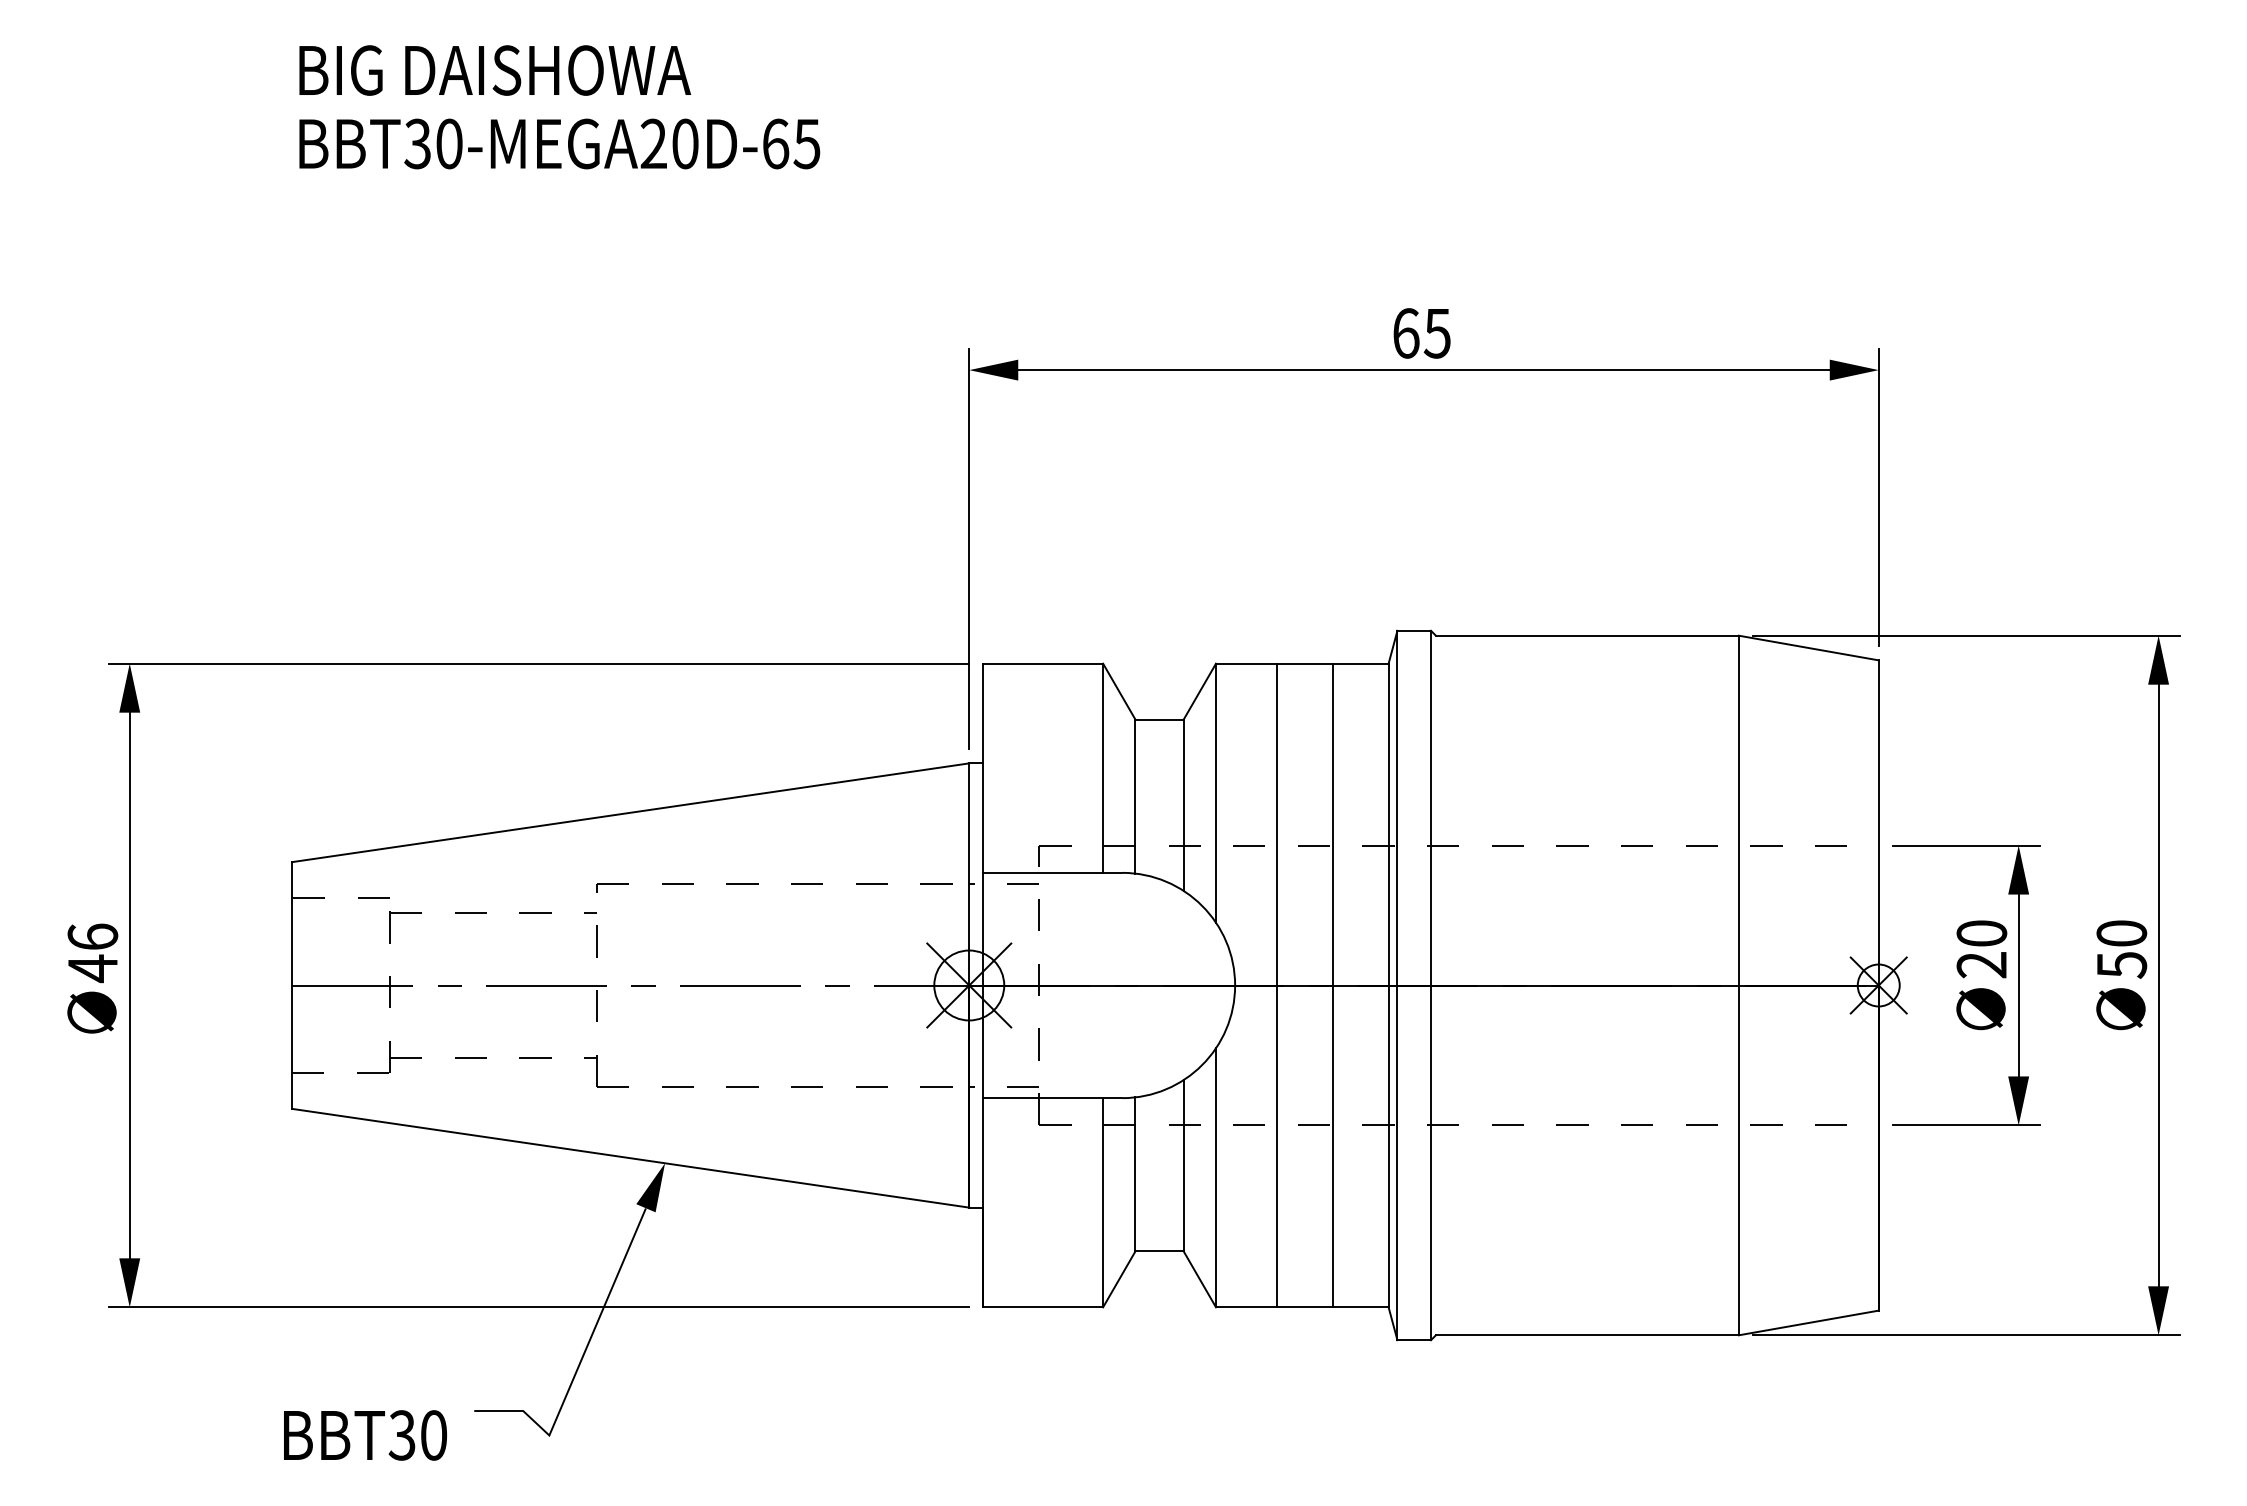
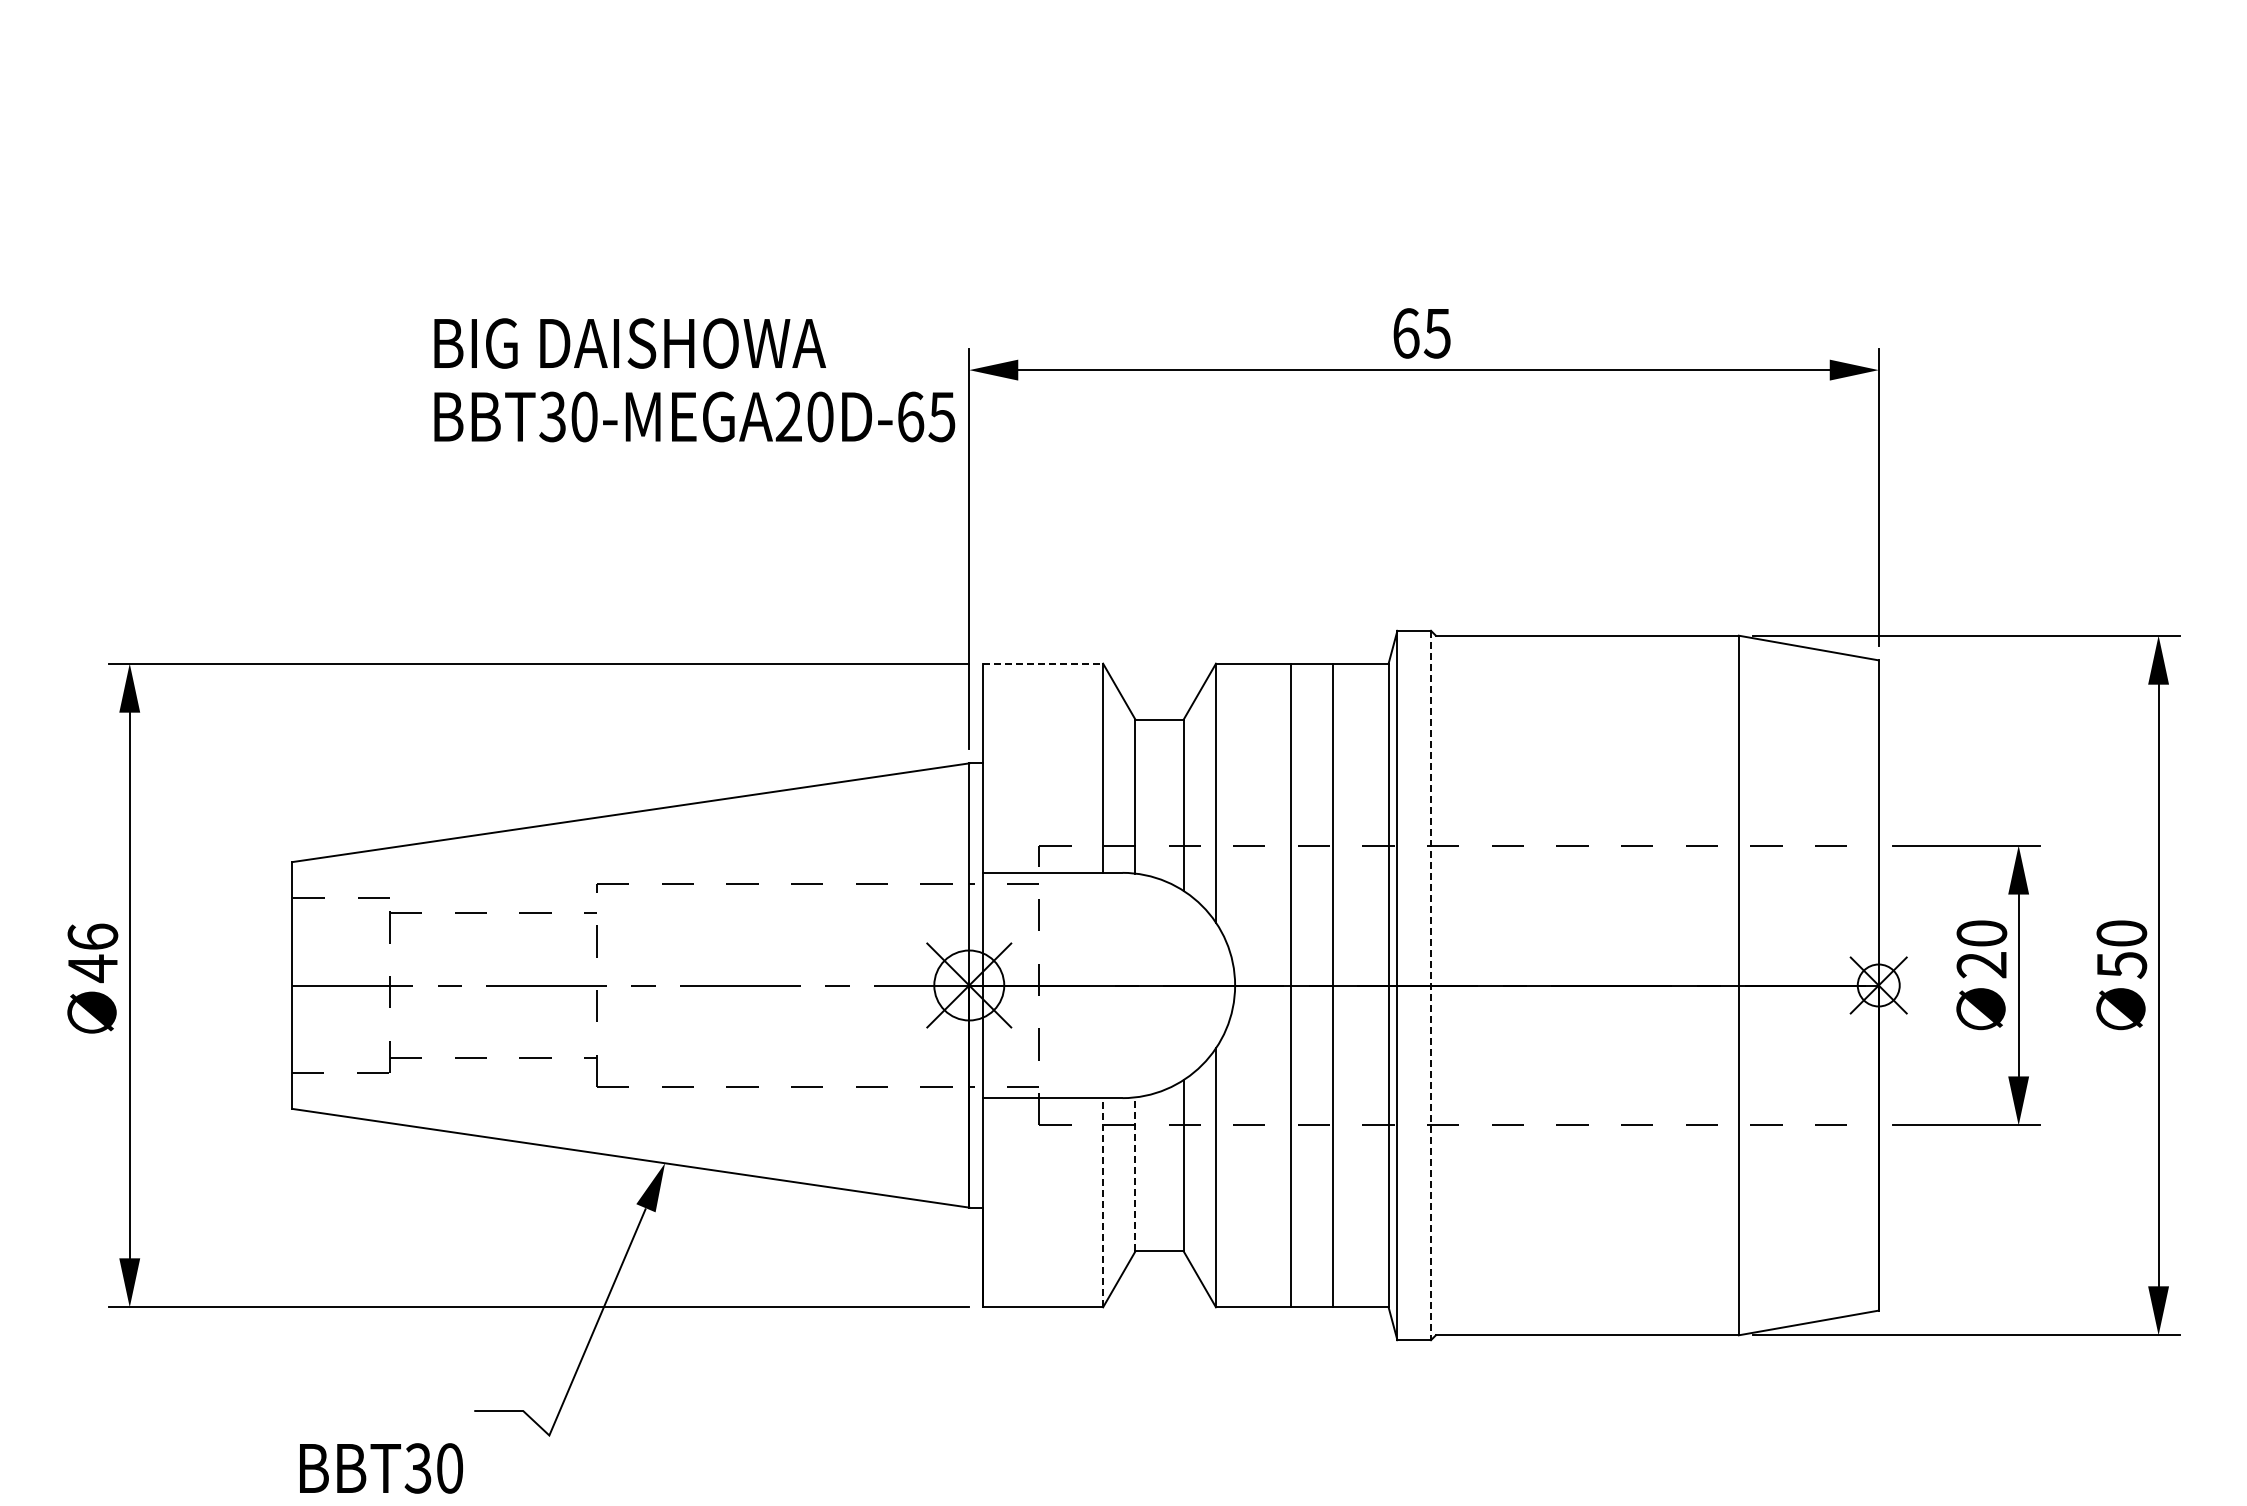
text position: (559, 107) -> (694, 380) (694, 380)
line: solid -> dashed (1043, 663)
line position: (1277, 985) -> (1291, 985) (1291, 985)
line: solid -> dashed (1431, 985)
line: solid -> dashed (1135, 1174)
line: solid -> dashed (1103, 1202)
text position: (365, 1435) -> (381, 1468) (381, 1468)
